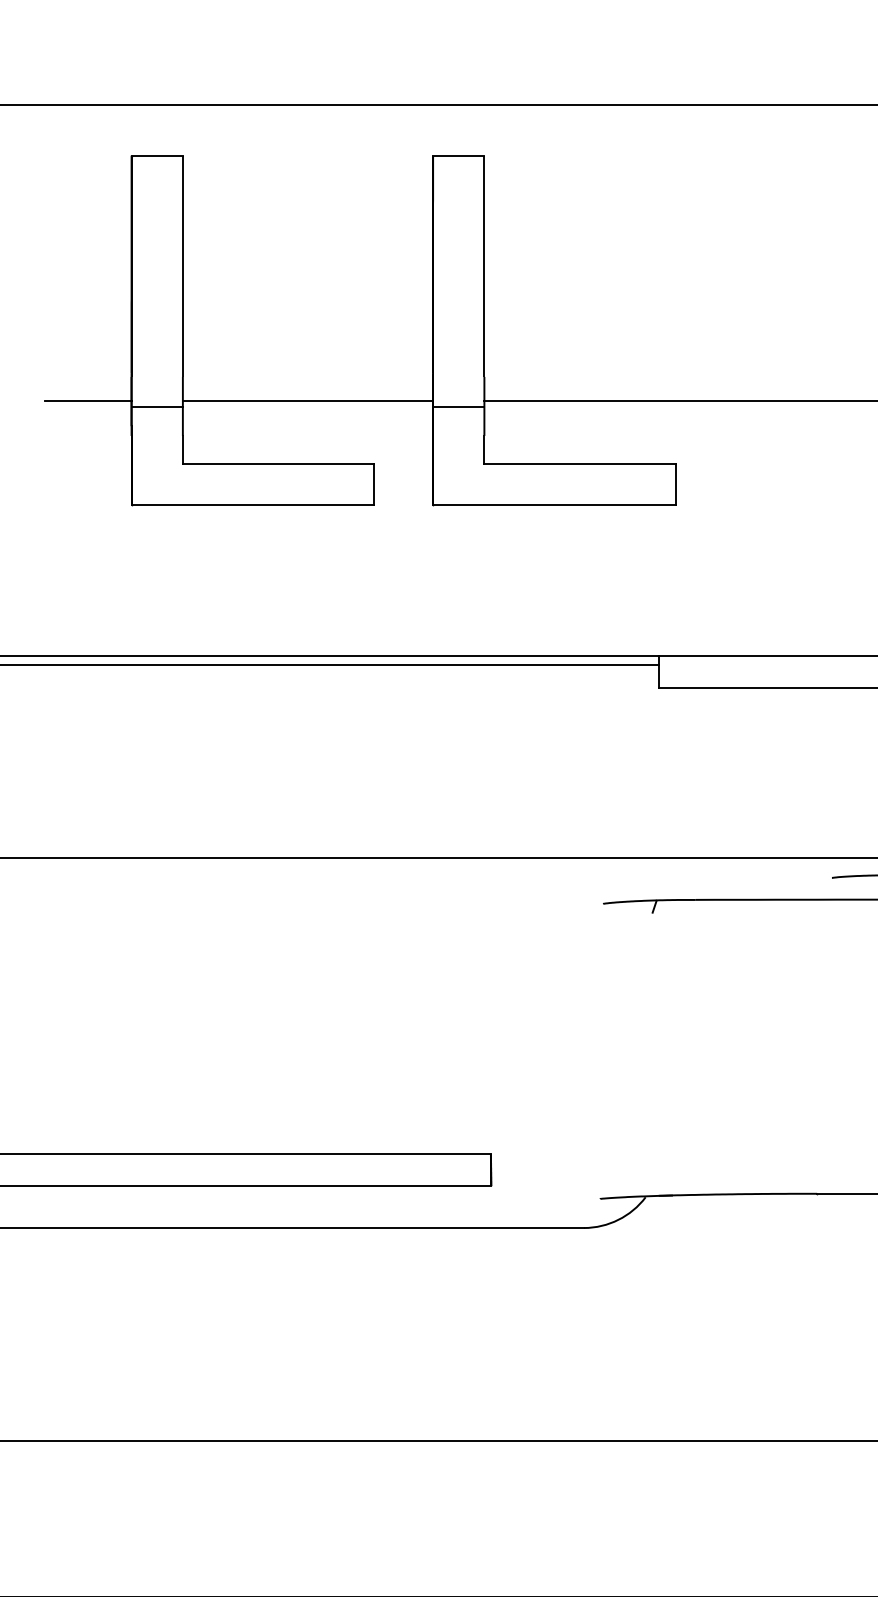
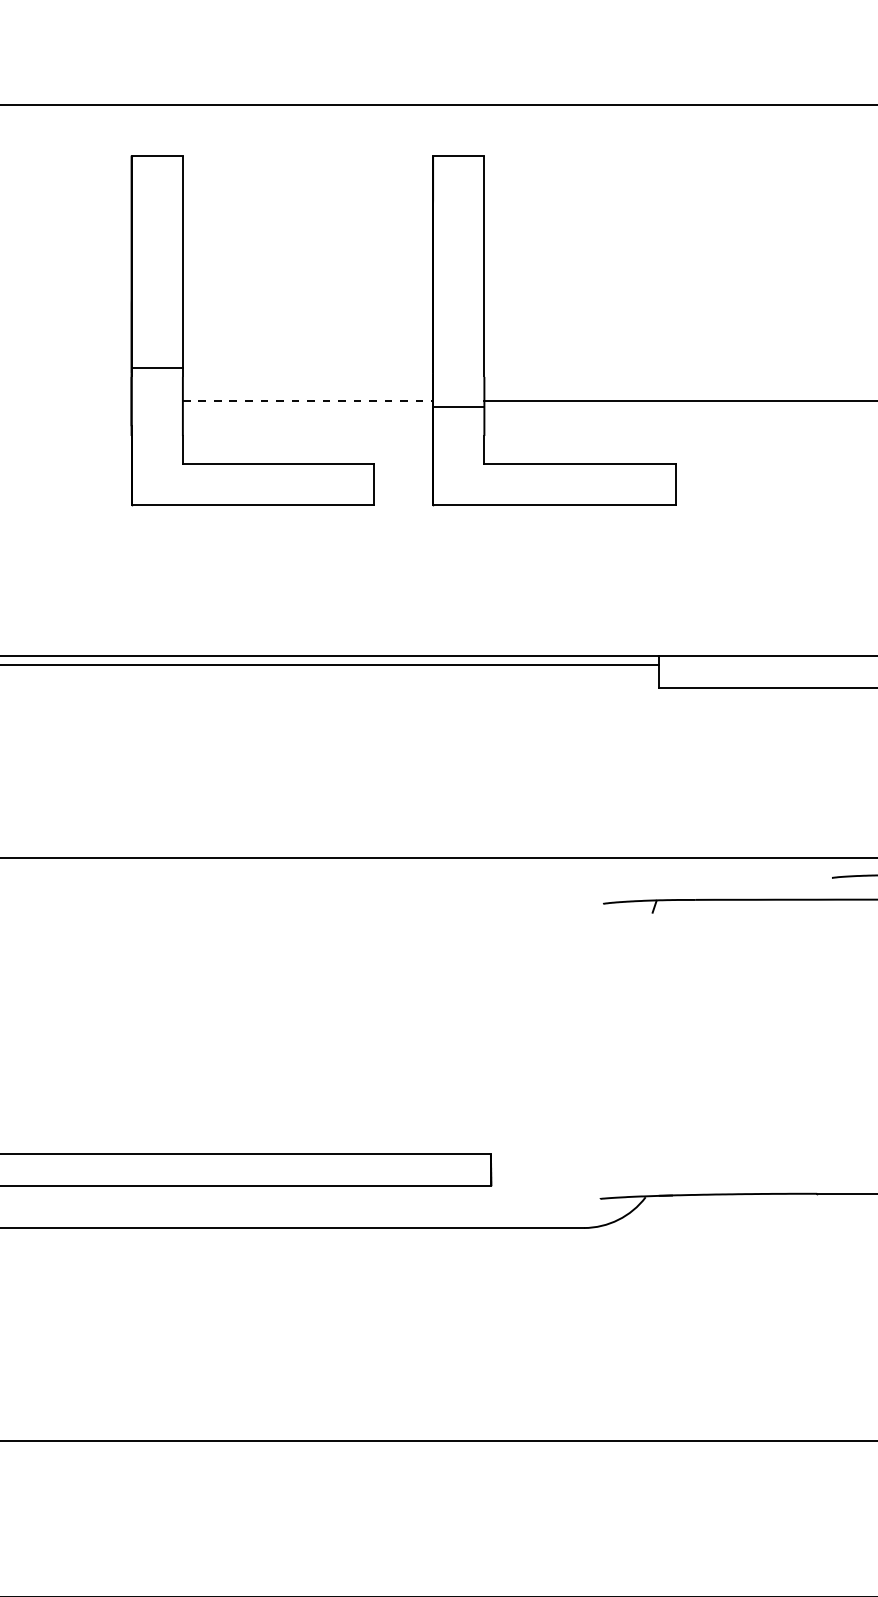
line: present -> none (88, 400)
line: solid -> dashed (308, 400)
line position: (156, 407) -> (156, 368) (156, 368)
